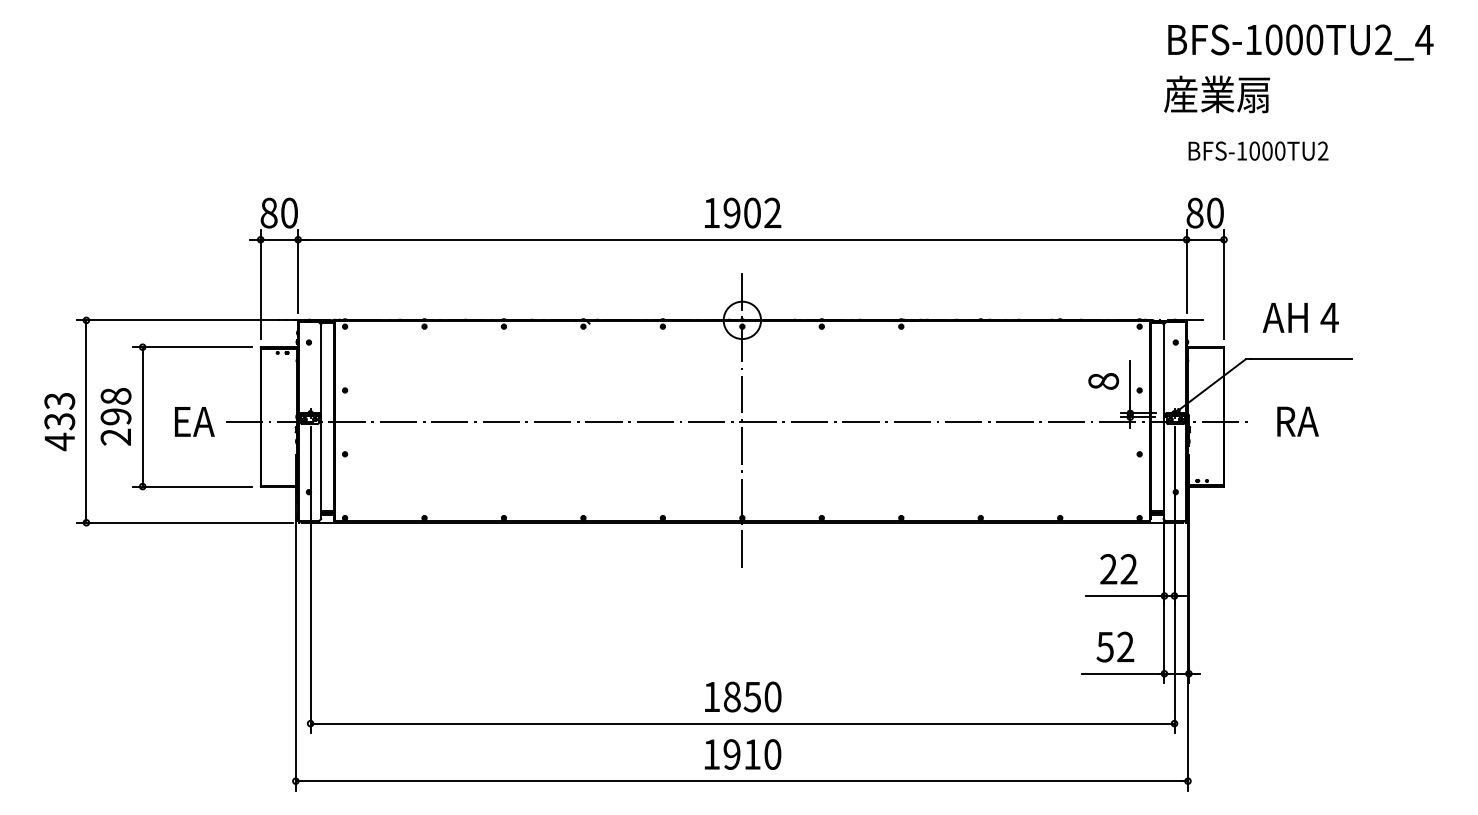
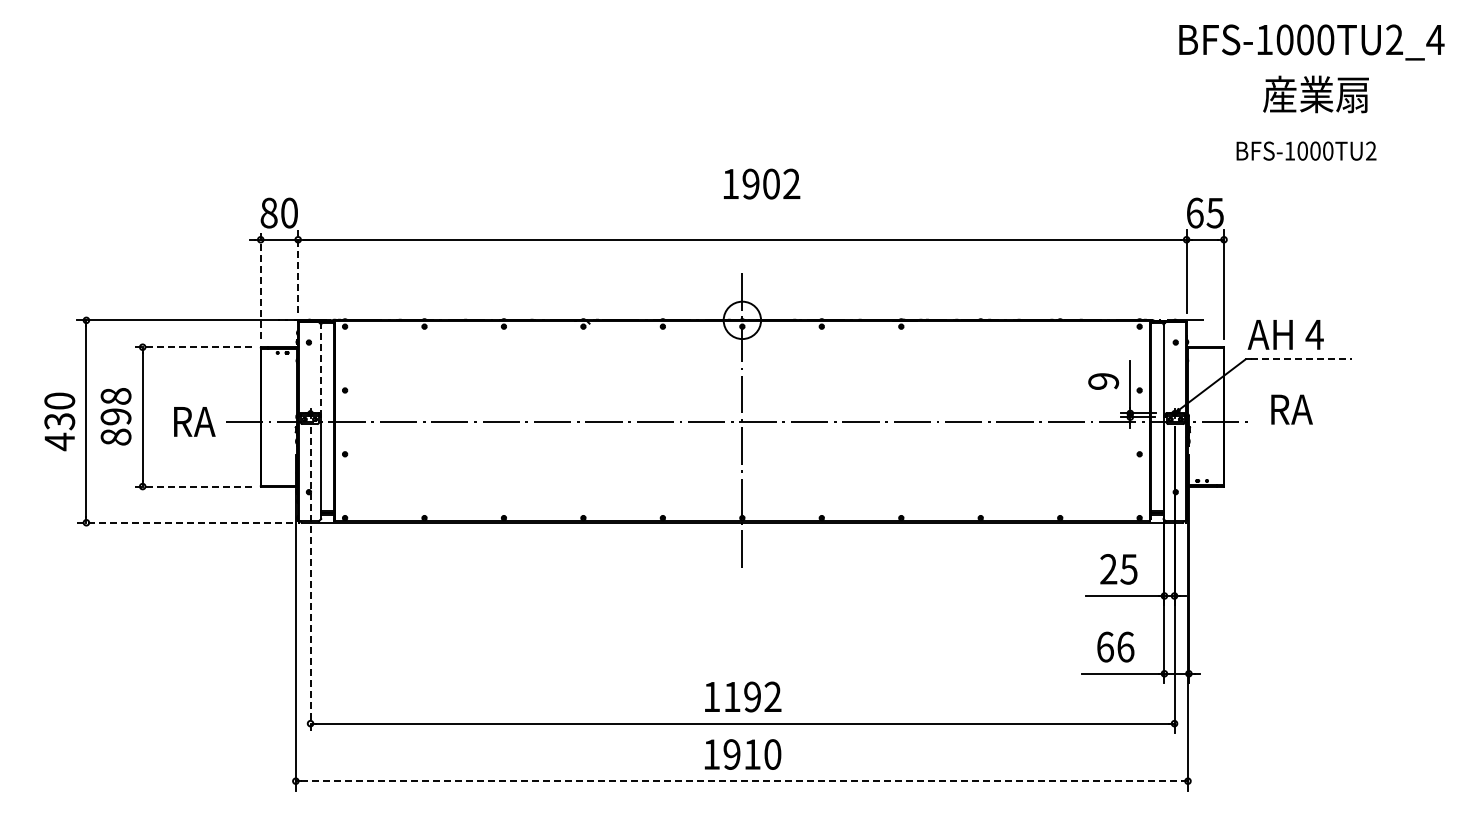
text position: (1300, 42) -> (1311, 42) (1311, 42)
text position: (1216, 94) -> (1315, 94) (1315, 94)
text position: (1258, 150) -> (1306, 150) (1306, 150)
text position: (743, 212) -> (762, 183) (762, 183)
text: 80 -> 65 (1204, 212)
line: solid -> dashed (298, 271)
line: solid -> dashed (260, 284)
text position: (1300, 317) -> (1285, 334) (1285, 334)
line: solid -> dashed (192, 347)
line: solid -> dashed (1302, 359)
line: solid -> dashed (321, 370)
text: 8 -> 9 (1103, 381)
text: 433 -> 430 (59, 400)
text: EA -> RA (194, 421)
text position: (1297, 421) -> (1291, 409) (1291, 409)
text: 298 -> 898 (115, 436)
line: solid -> dashed (192, 486)
line: solid -> dashed (184, 522)
text: 22 -> 25 (1128, 569)
line: solid -> dashed (310, 580)
text: 52 -> 66 (1115, 646)
text: 1850 -> 1192 (752, 696)
line: solid -> dashed (742, 781)
